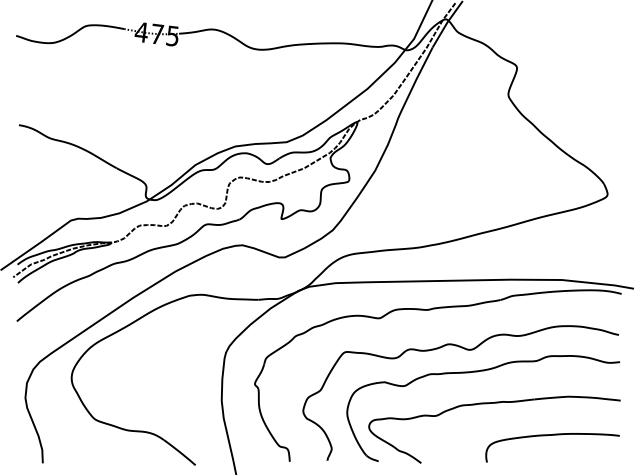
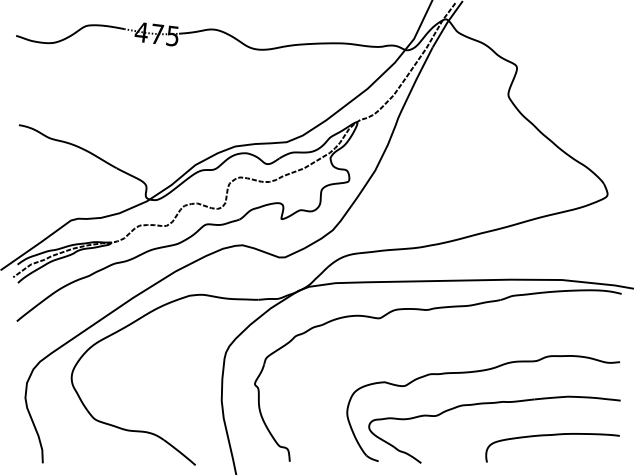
part: present -> none (466, 350)
